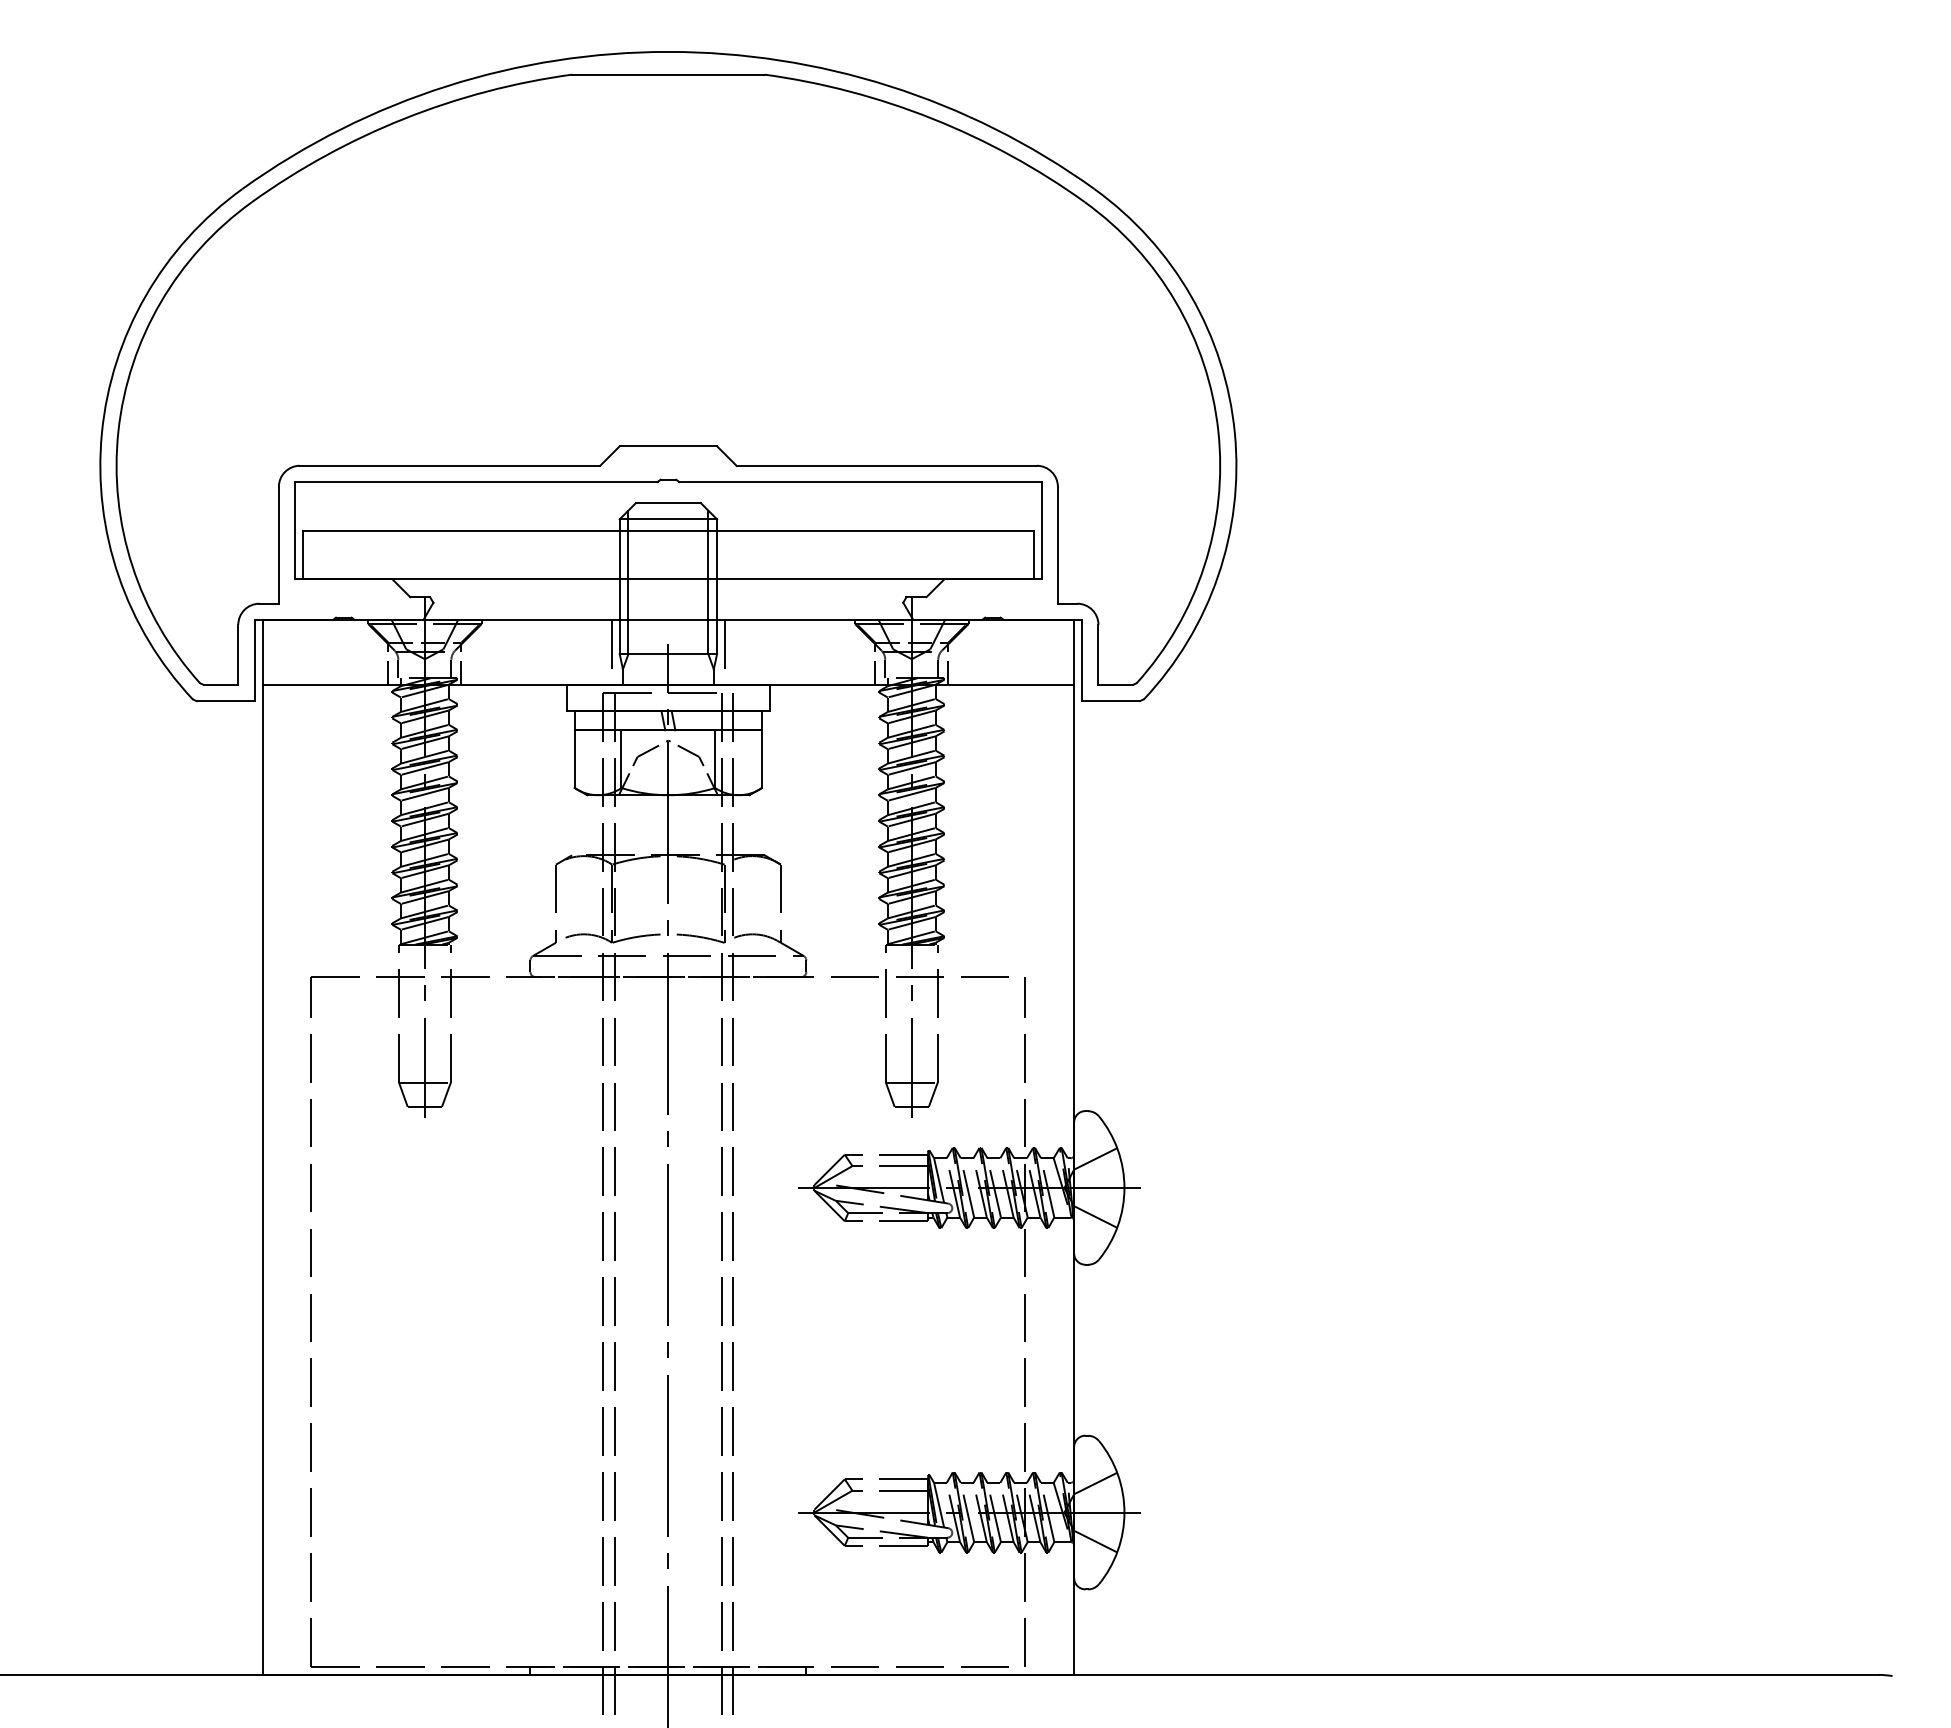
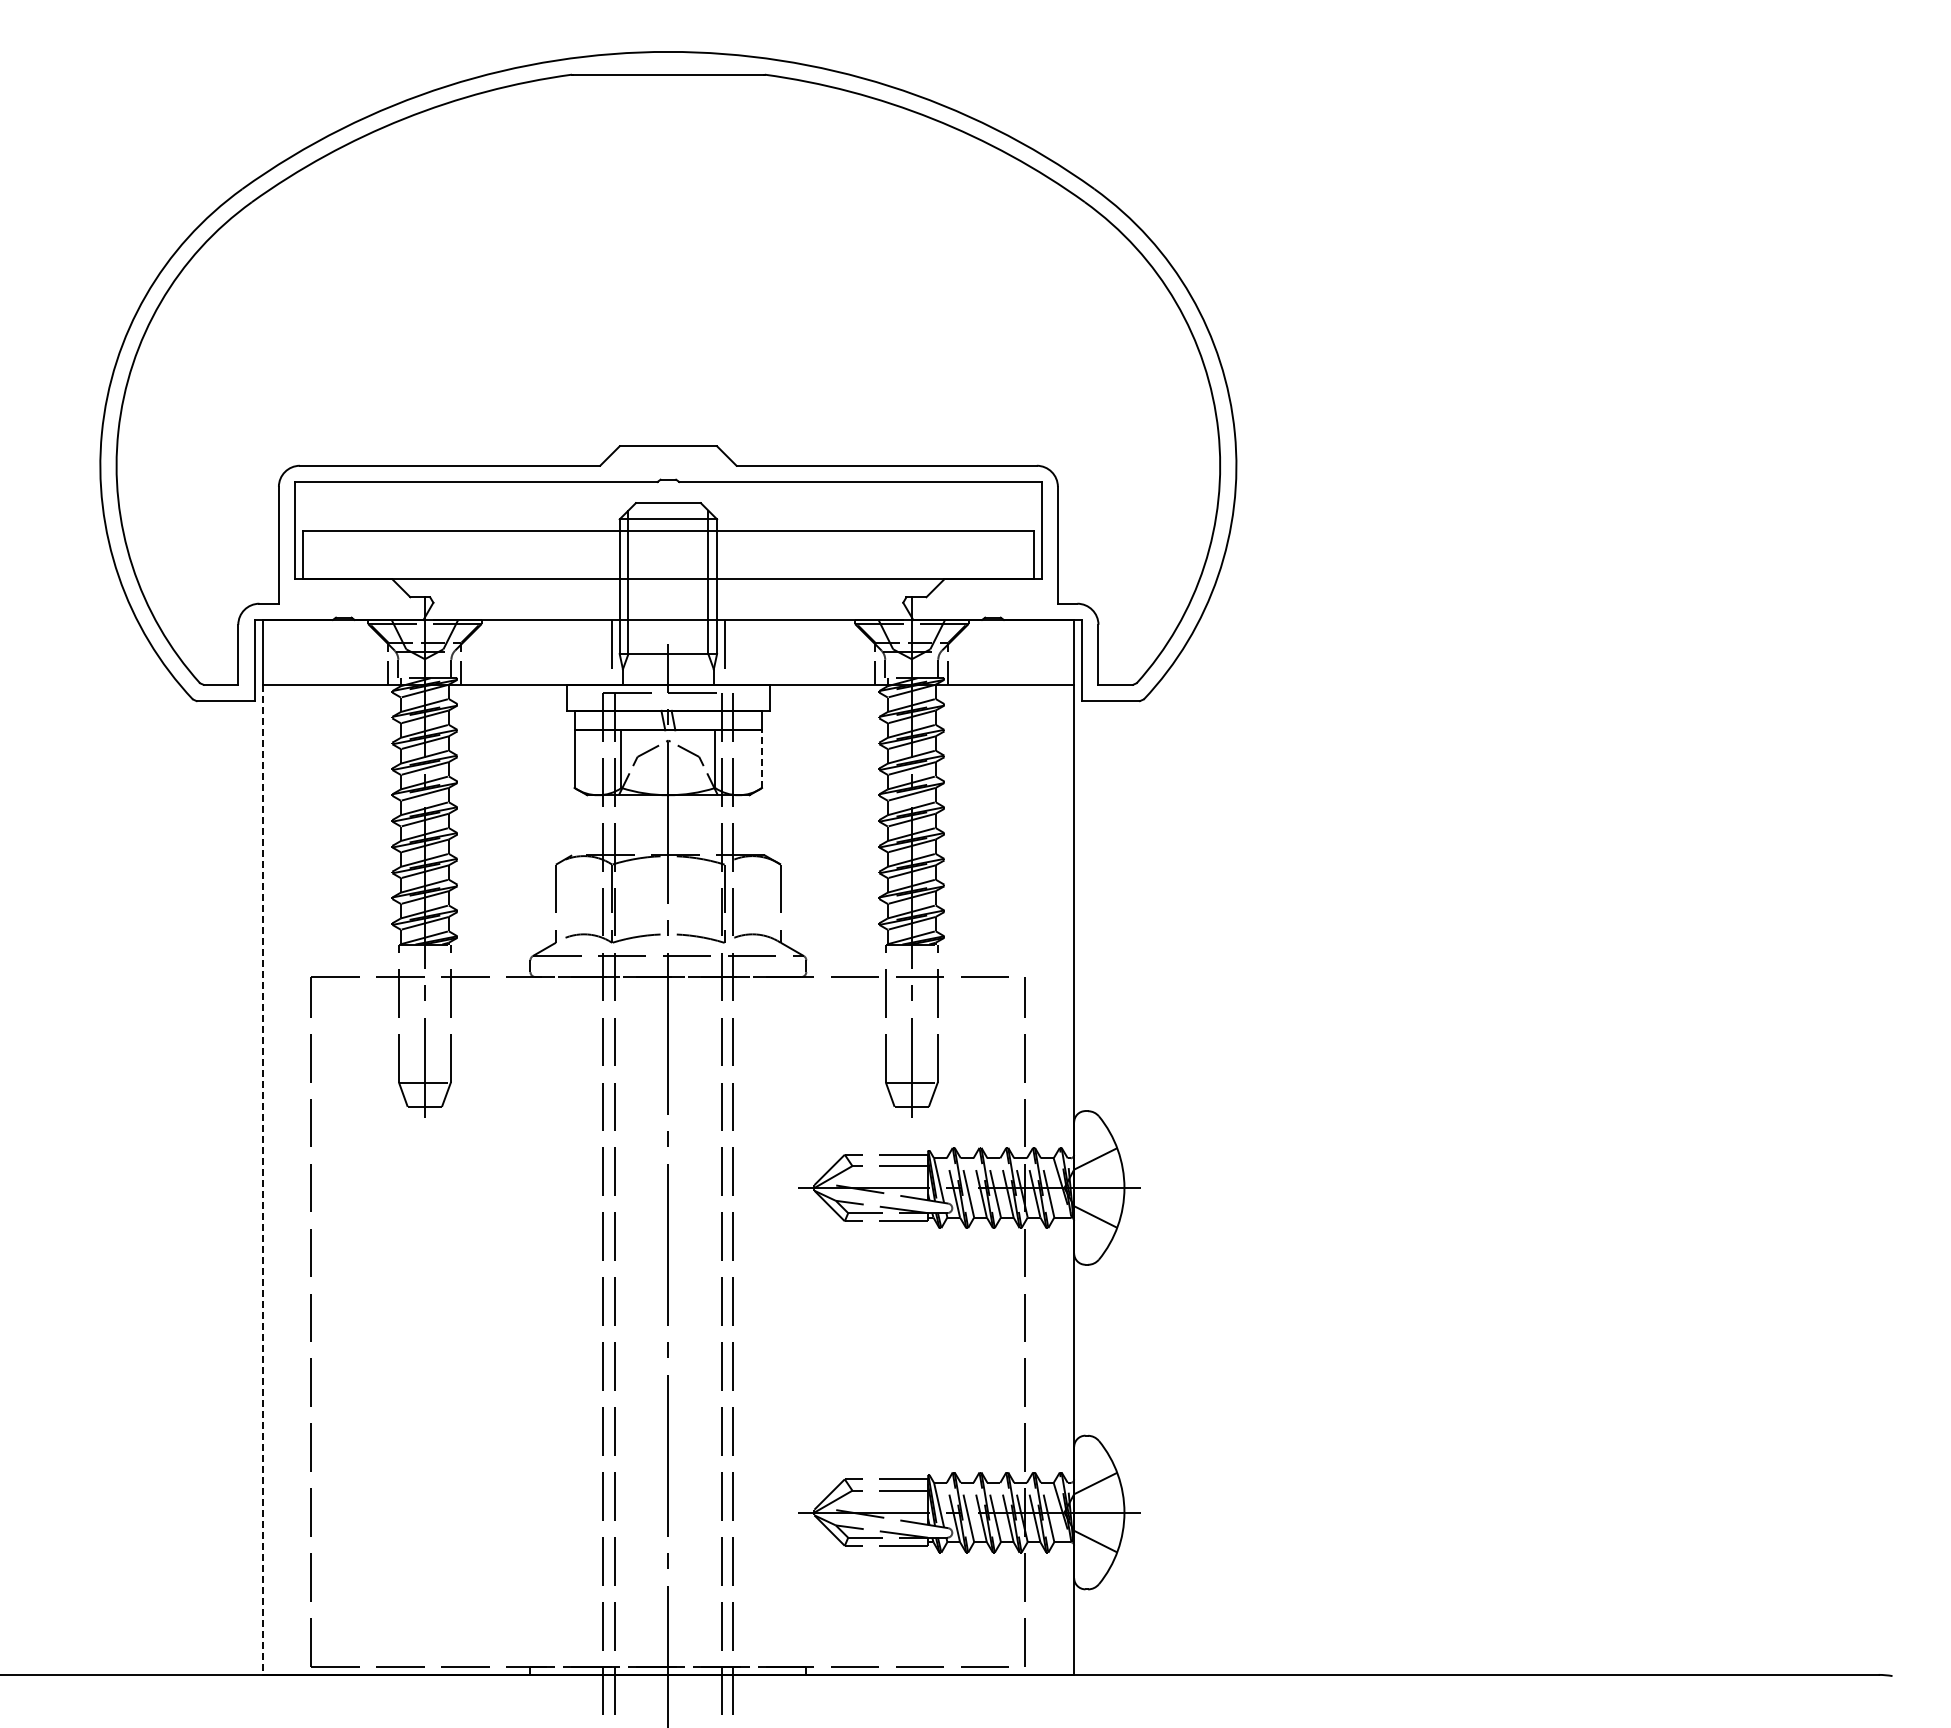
line: solid -> dashed (762, 759)
line: solid -> dashed (262, 1180)
